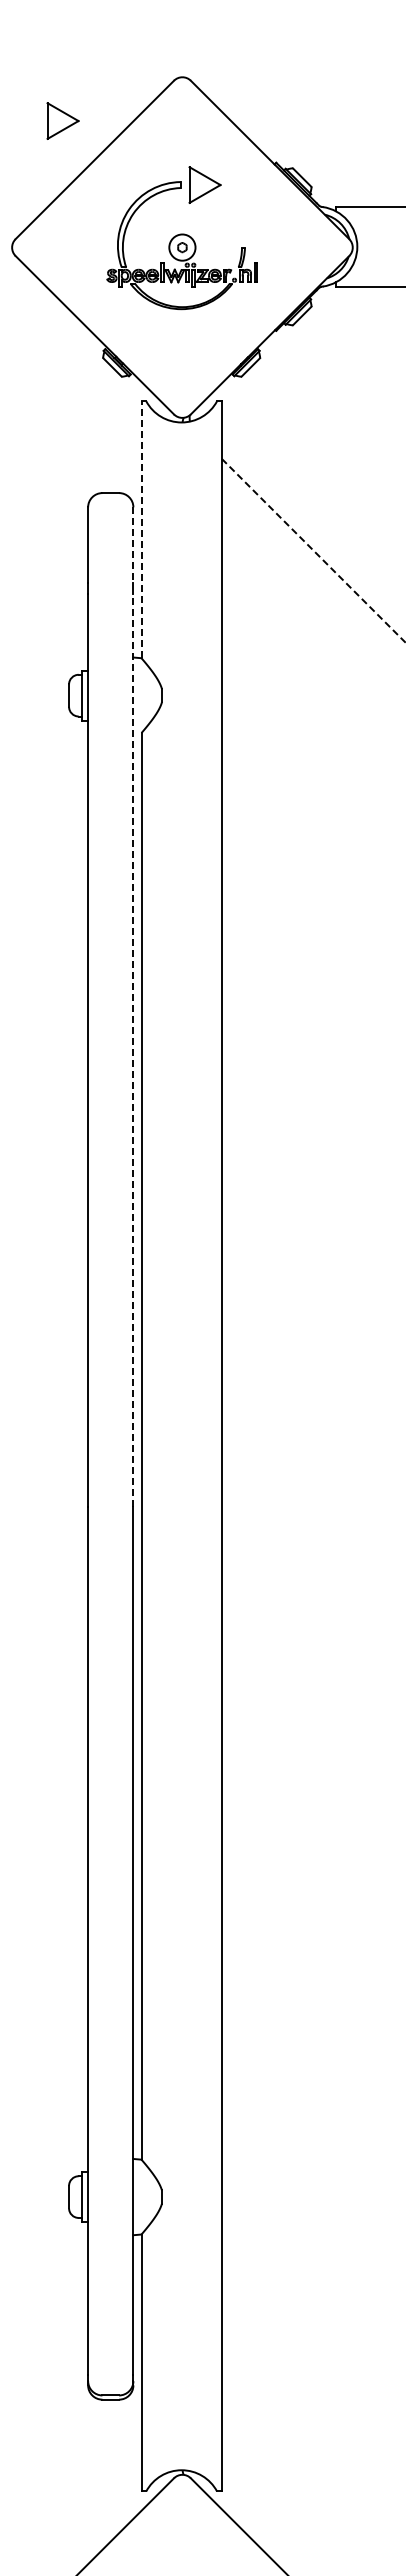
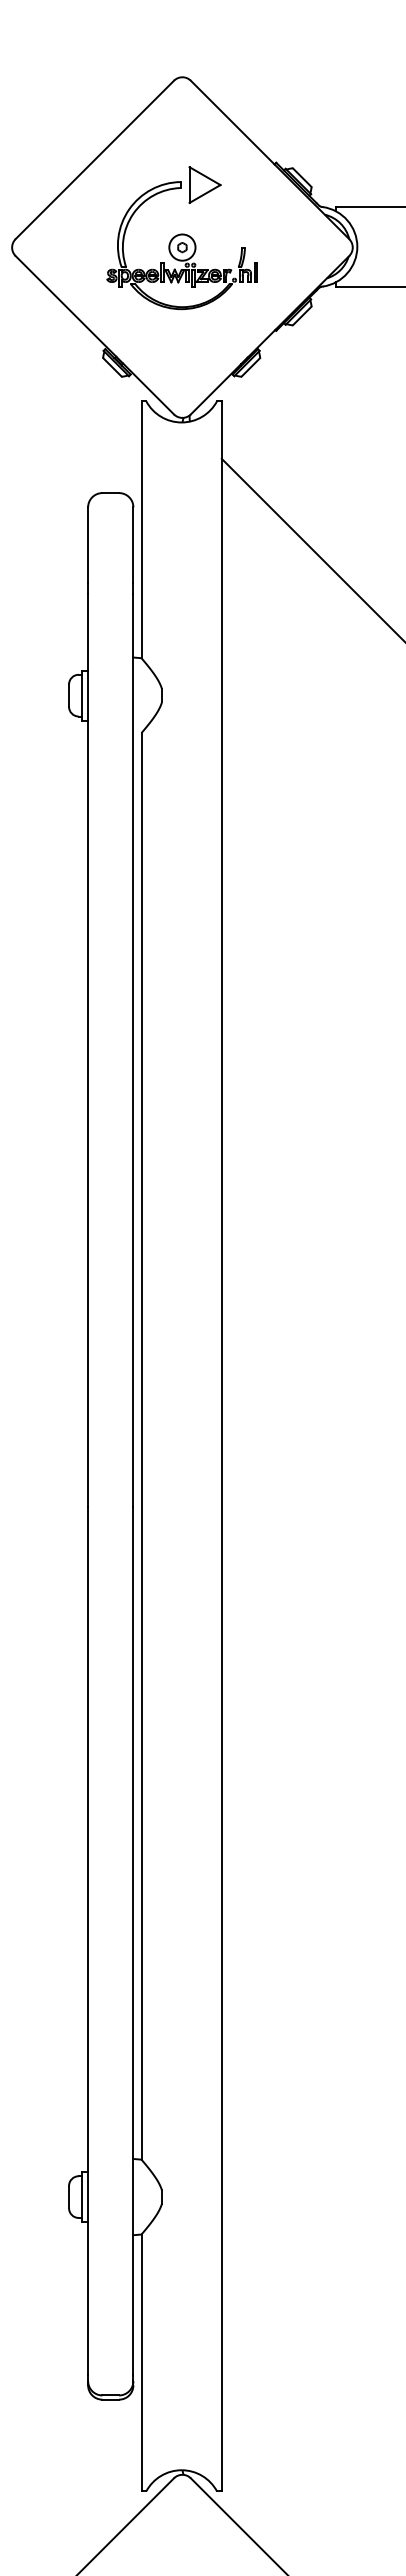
part: present -> none (62, 120)
line: dashed -> solid (141, 529)
line: dashed -> solid (133, 544)
line: dashed -> solid (313, 550)
line: dashed -> solid (133, 1050)
